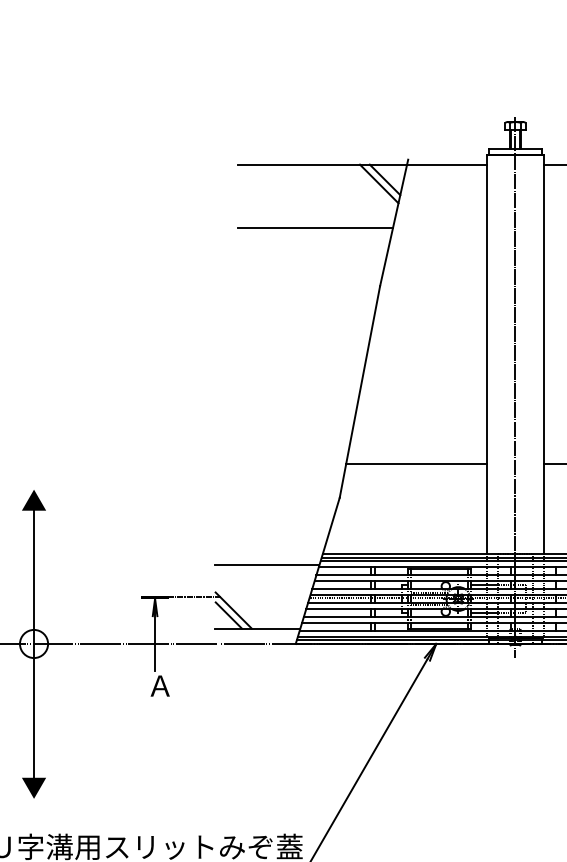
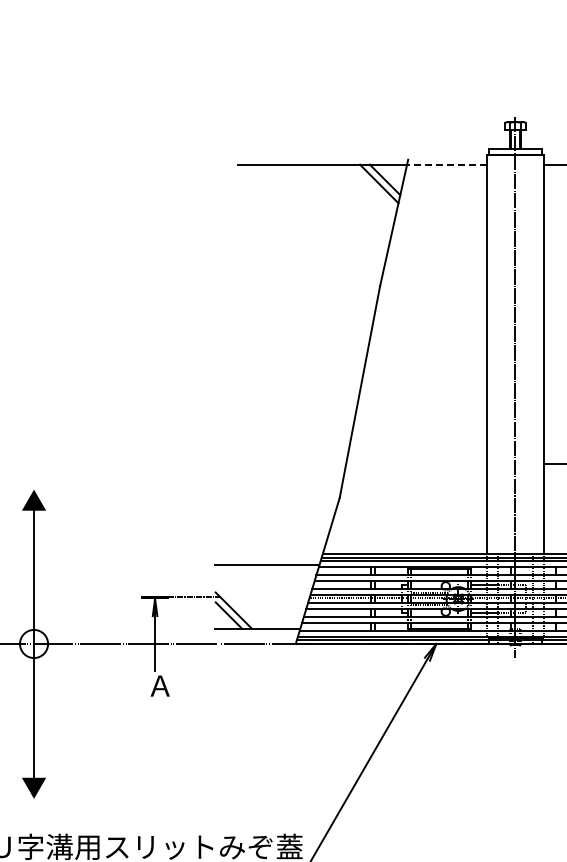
line: solid -> dashed (446, 164)
line: present -> none (315, 227)
line: present -> none (416, 463)
